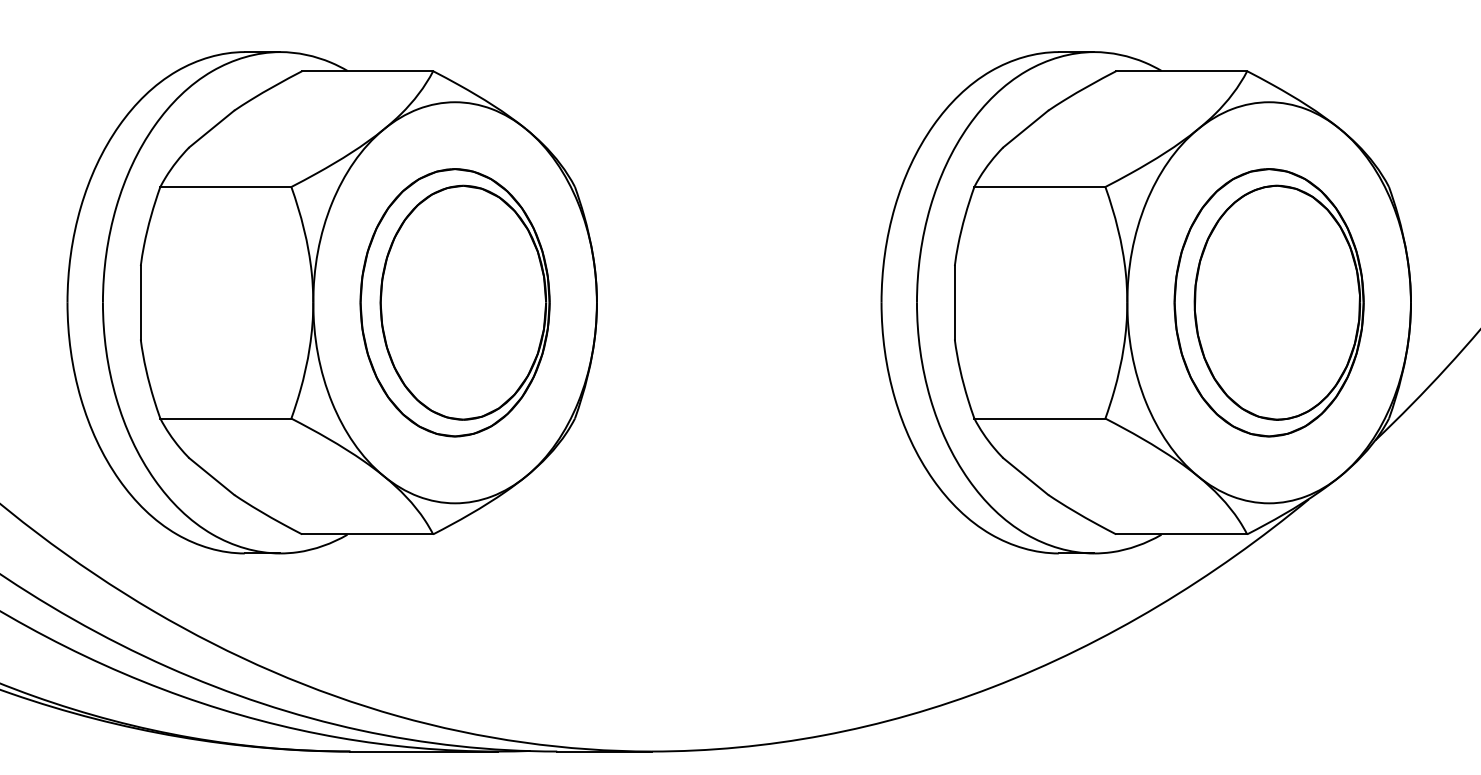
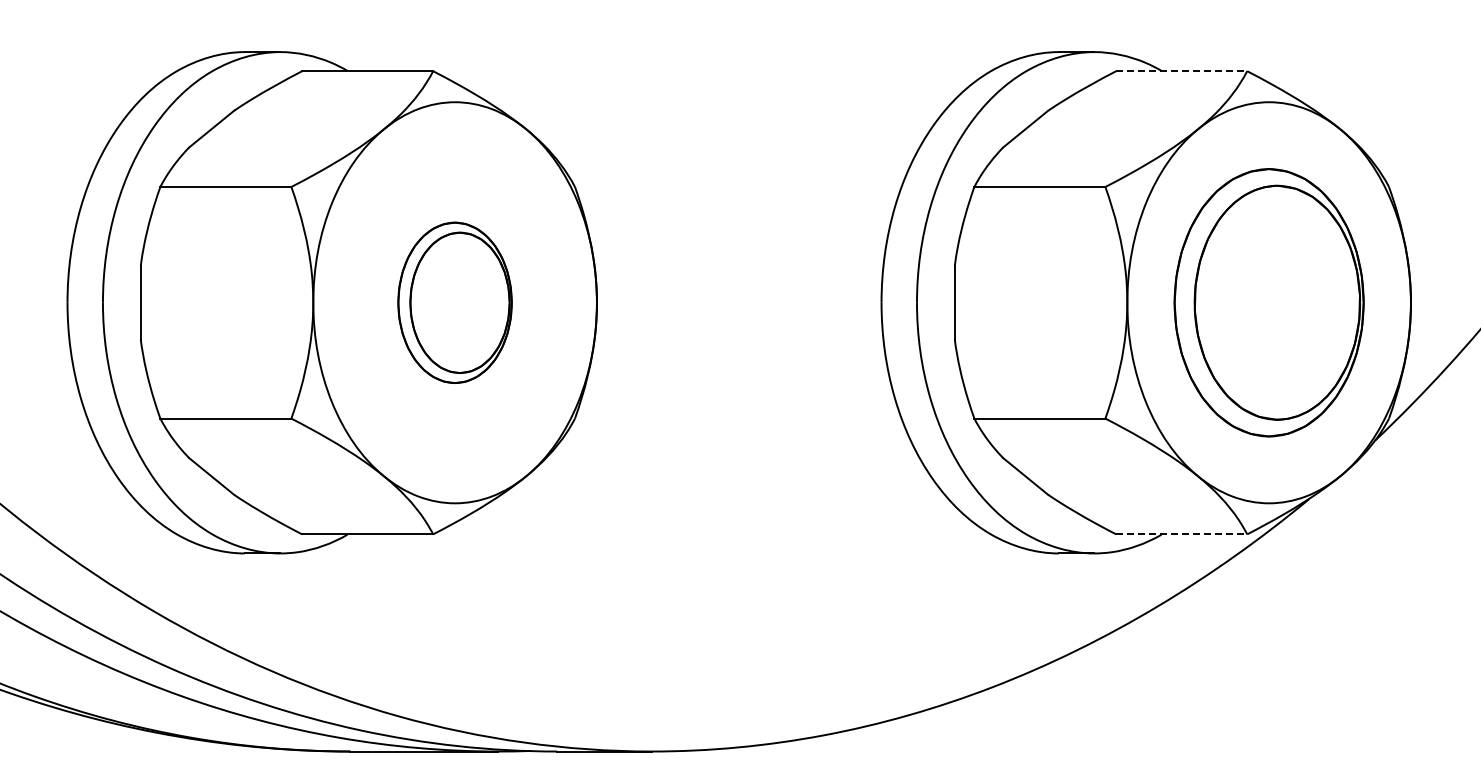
line: solid -> dashed (1181, 71)
part size: 192x270 px -> 116x163 px (454, 302)
line: solid -> dashed (1181, 534)
